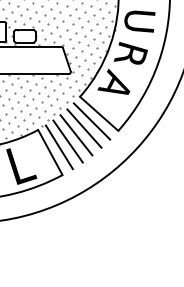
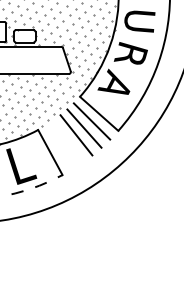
line: present -> none (67, 141)
line: present -> none (58, 147)
arc: solid -> dashed (31, 188)
